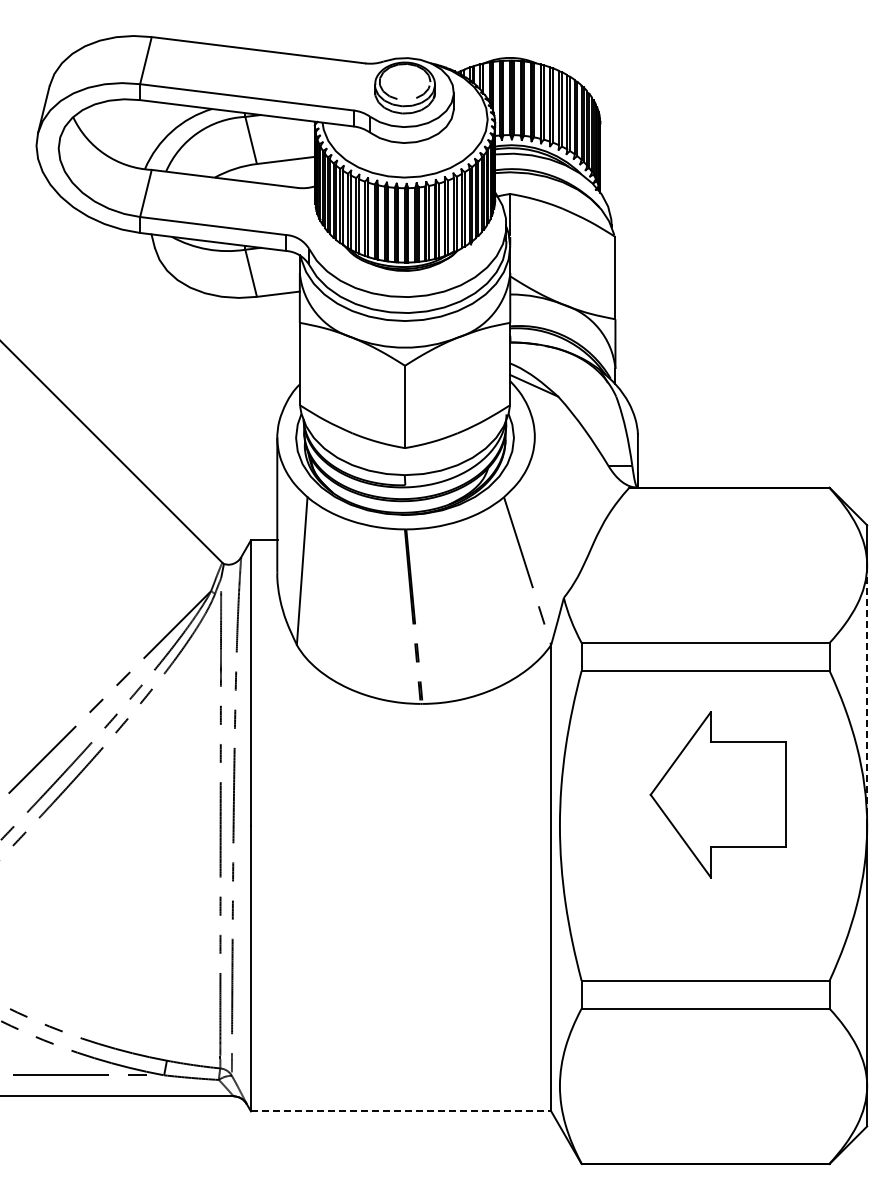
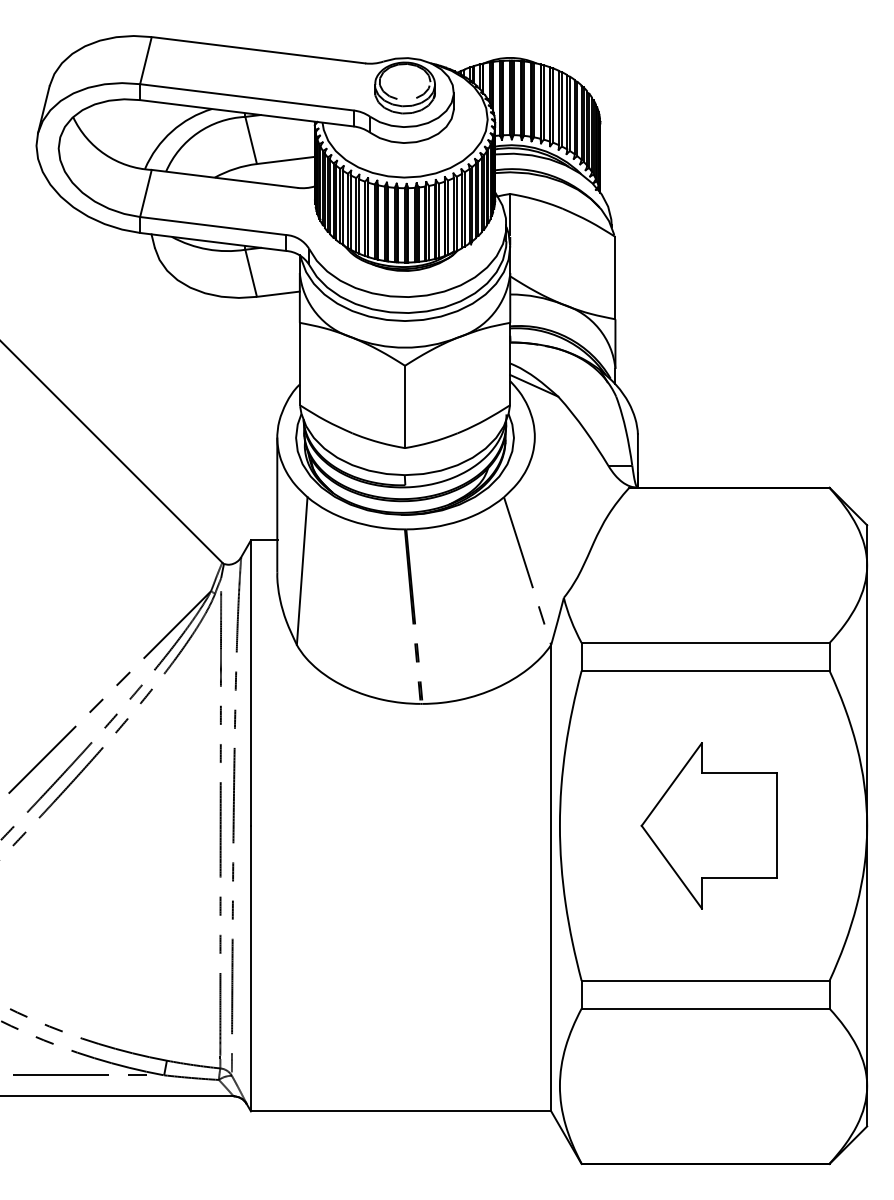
line: dashed -> solid (867, 695)
part position: (717, 794) -> (708, 825) (708, 825)
line: dashed -> solid (401, 1111)
